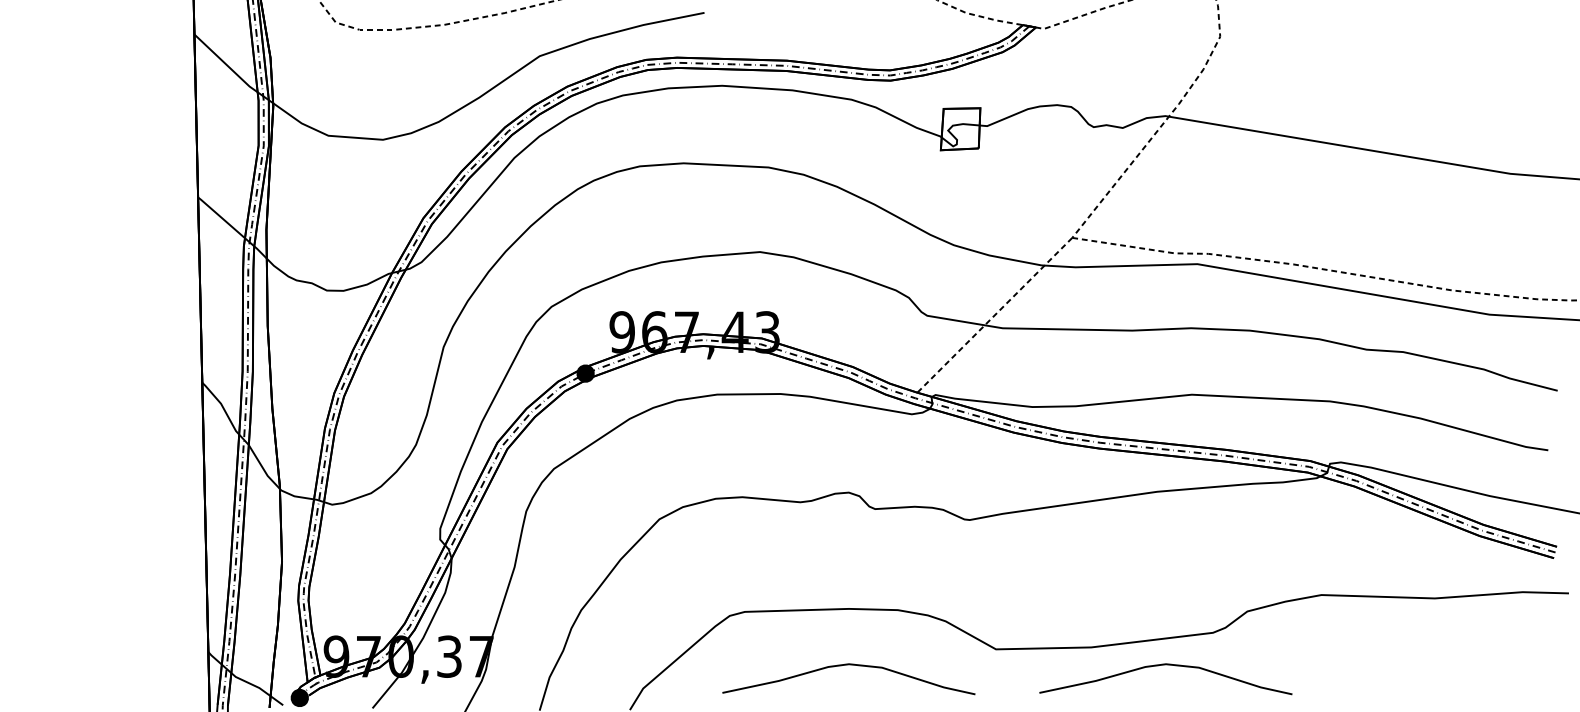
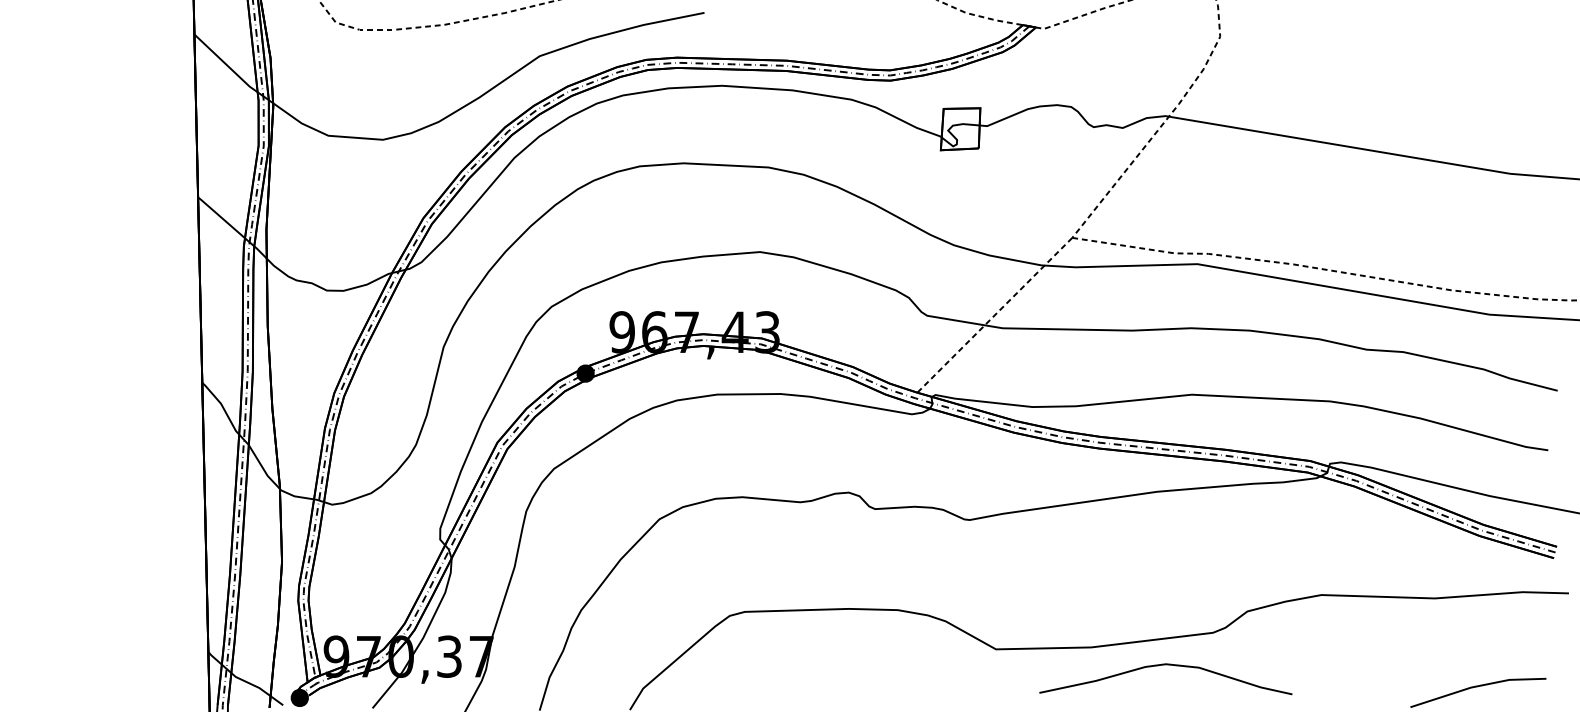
curve: present -> none (848, 665)
line: none -> present (1477, 687)
